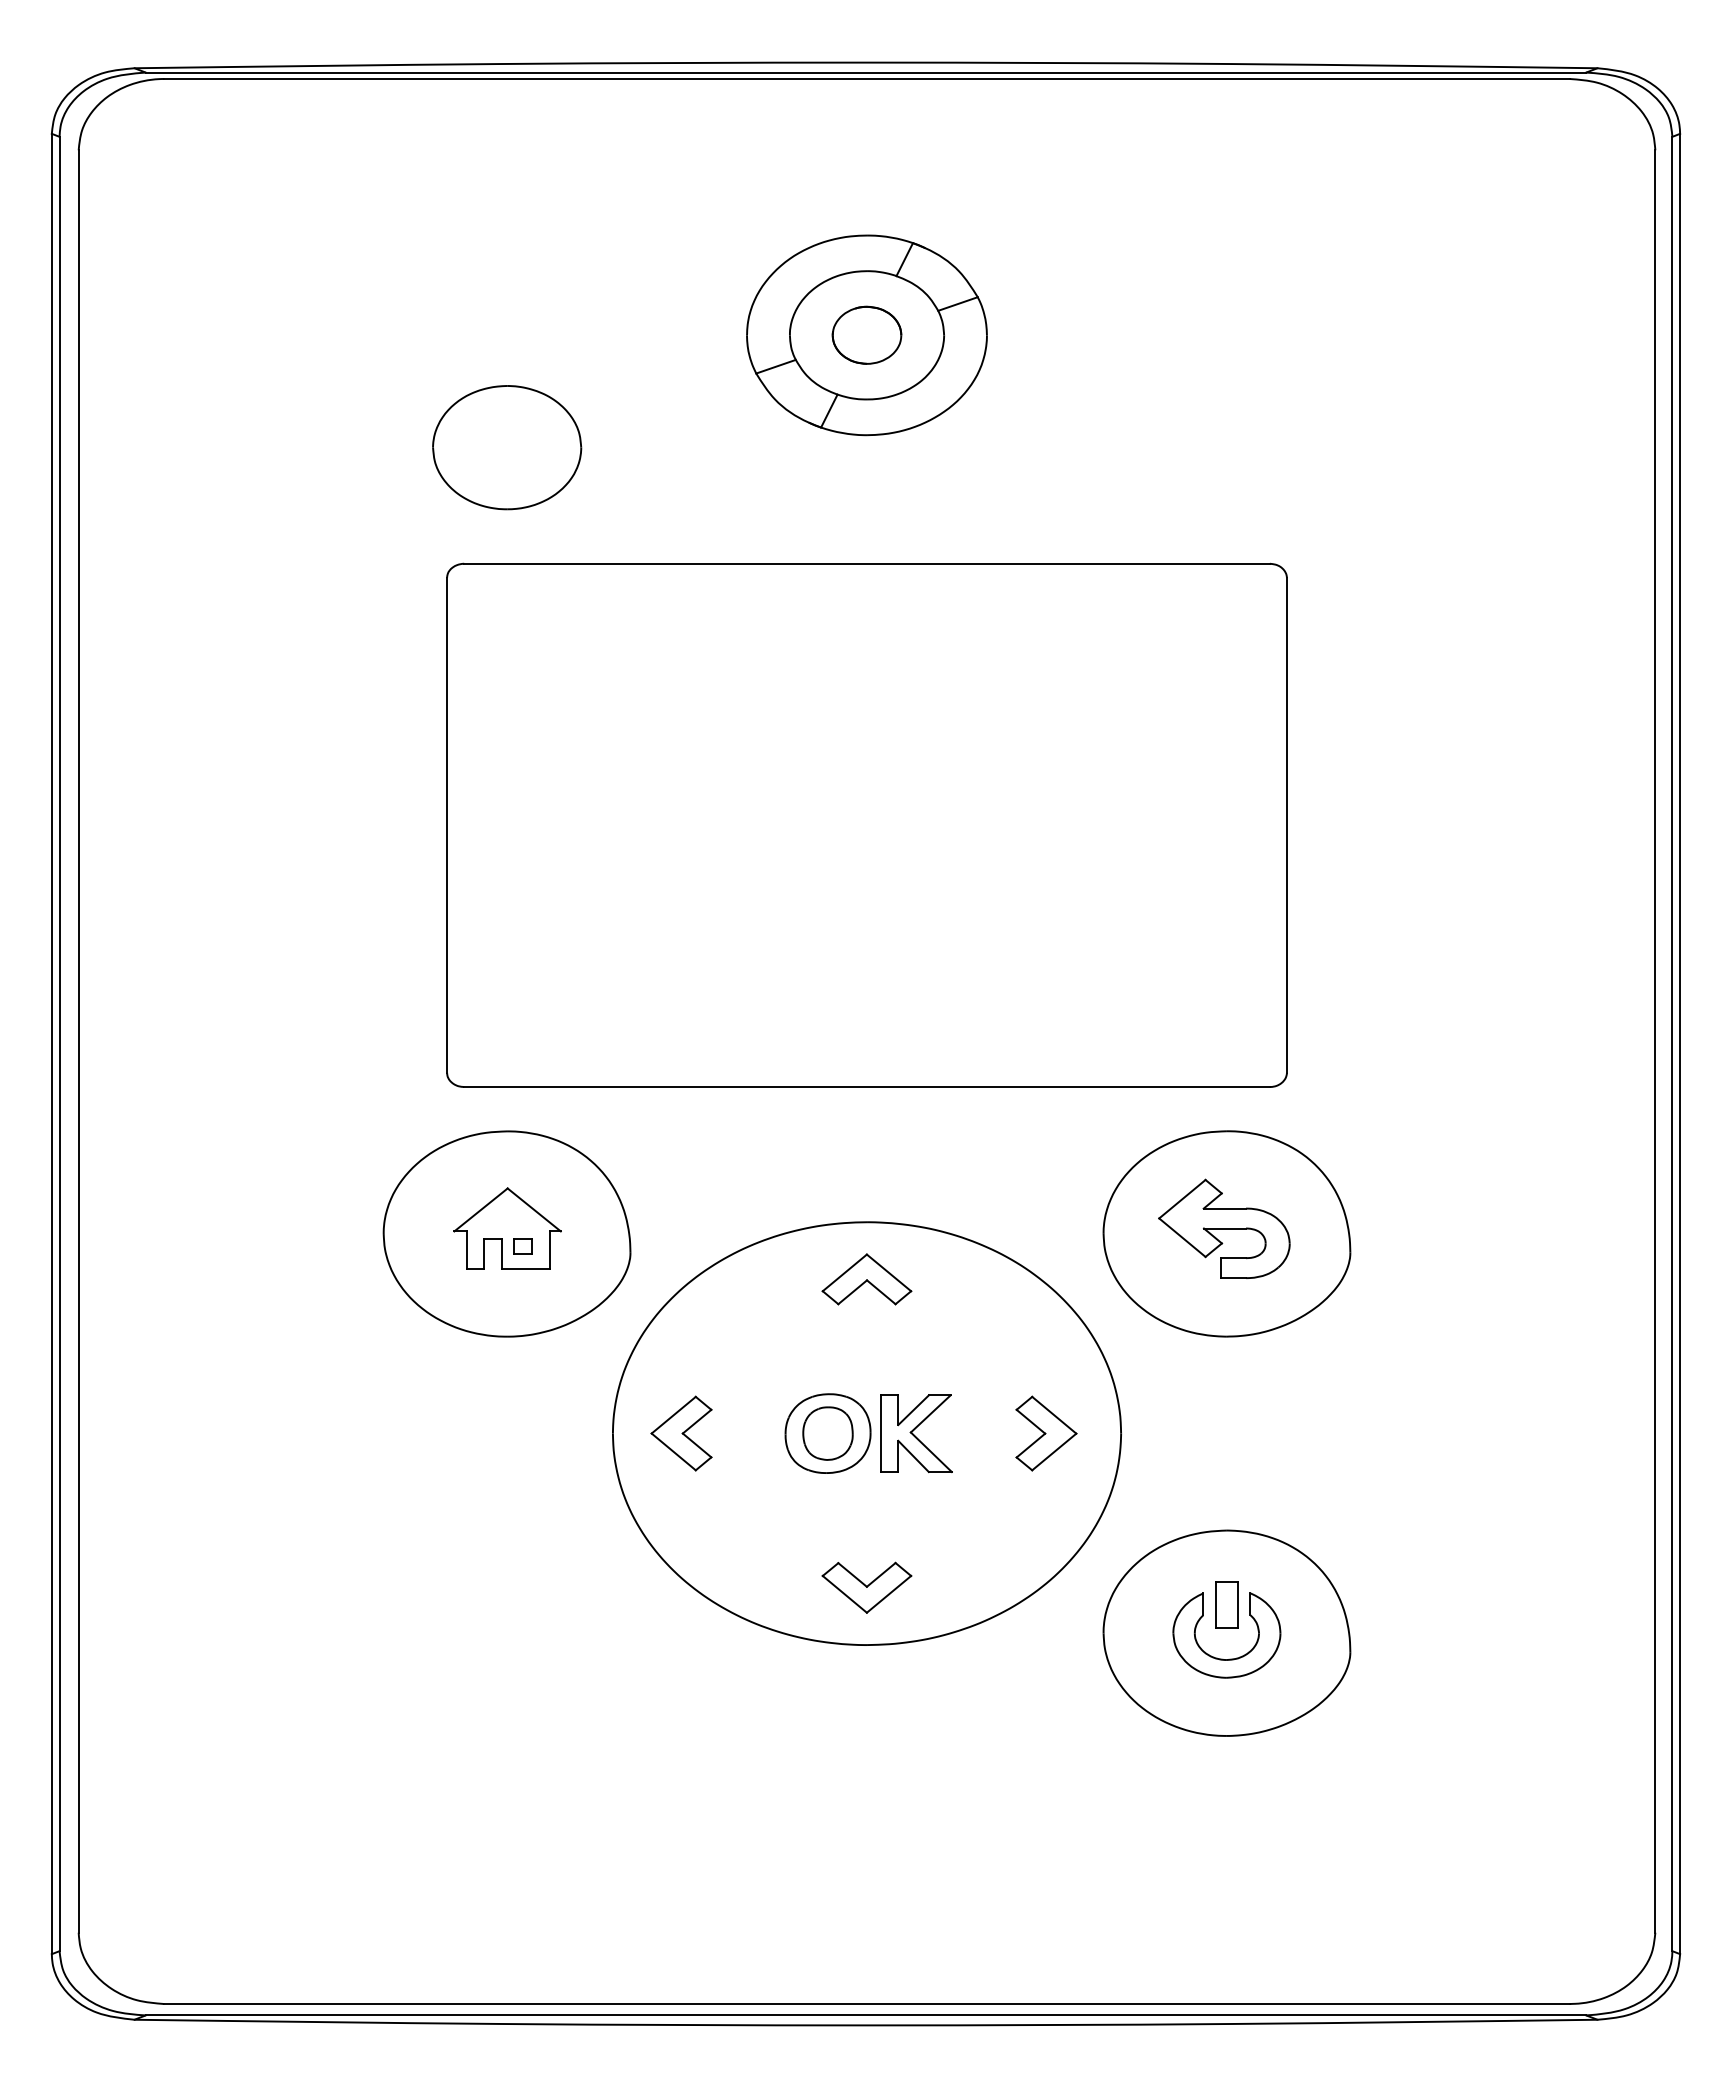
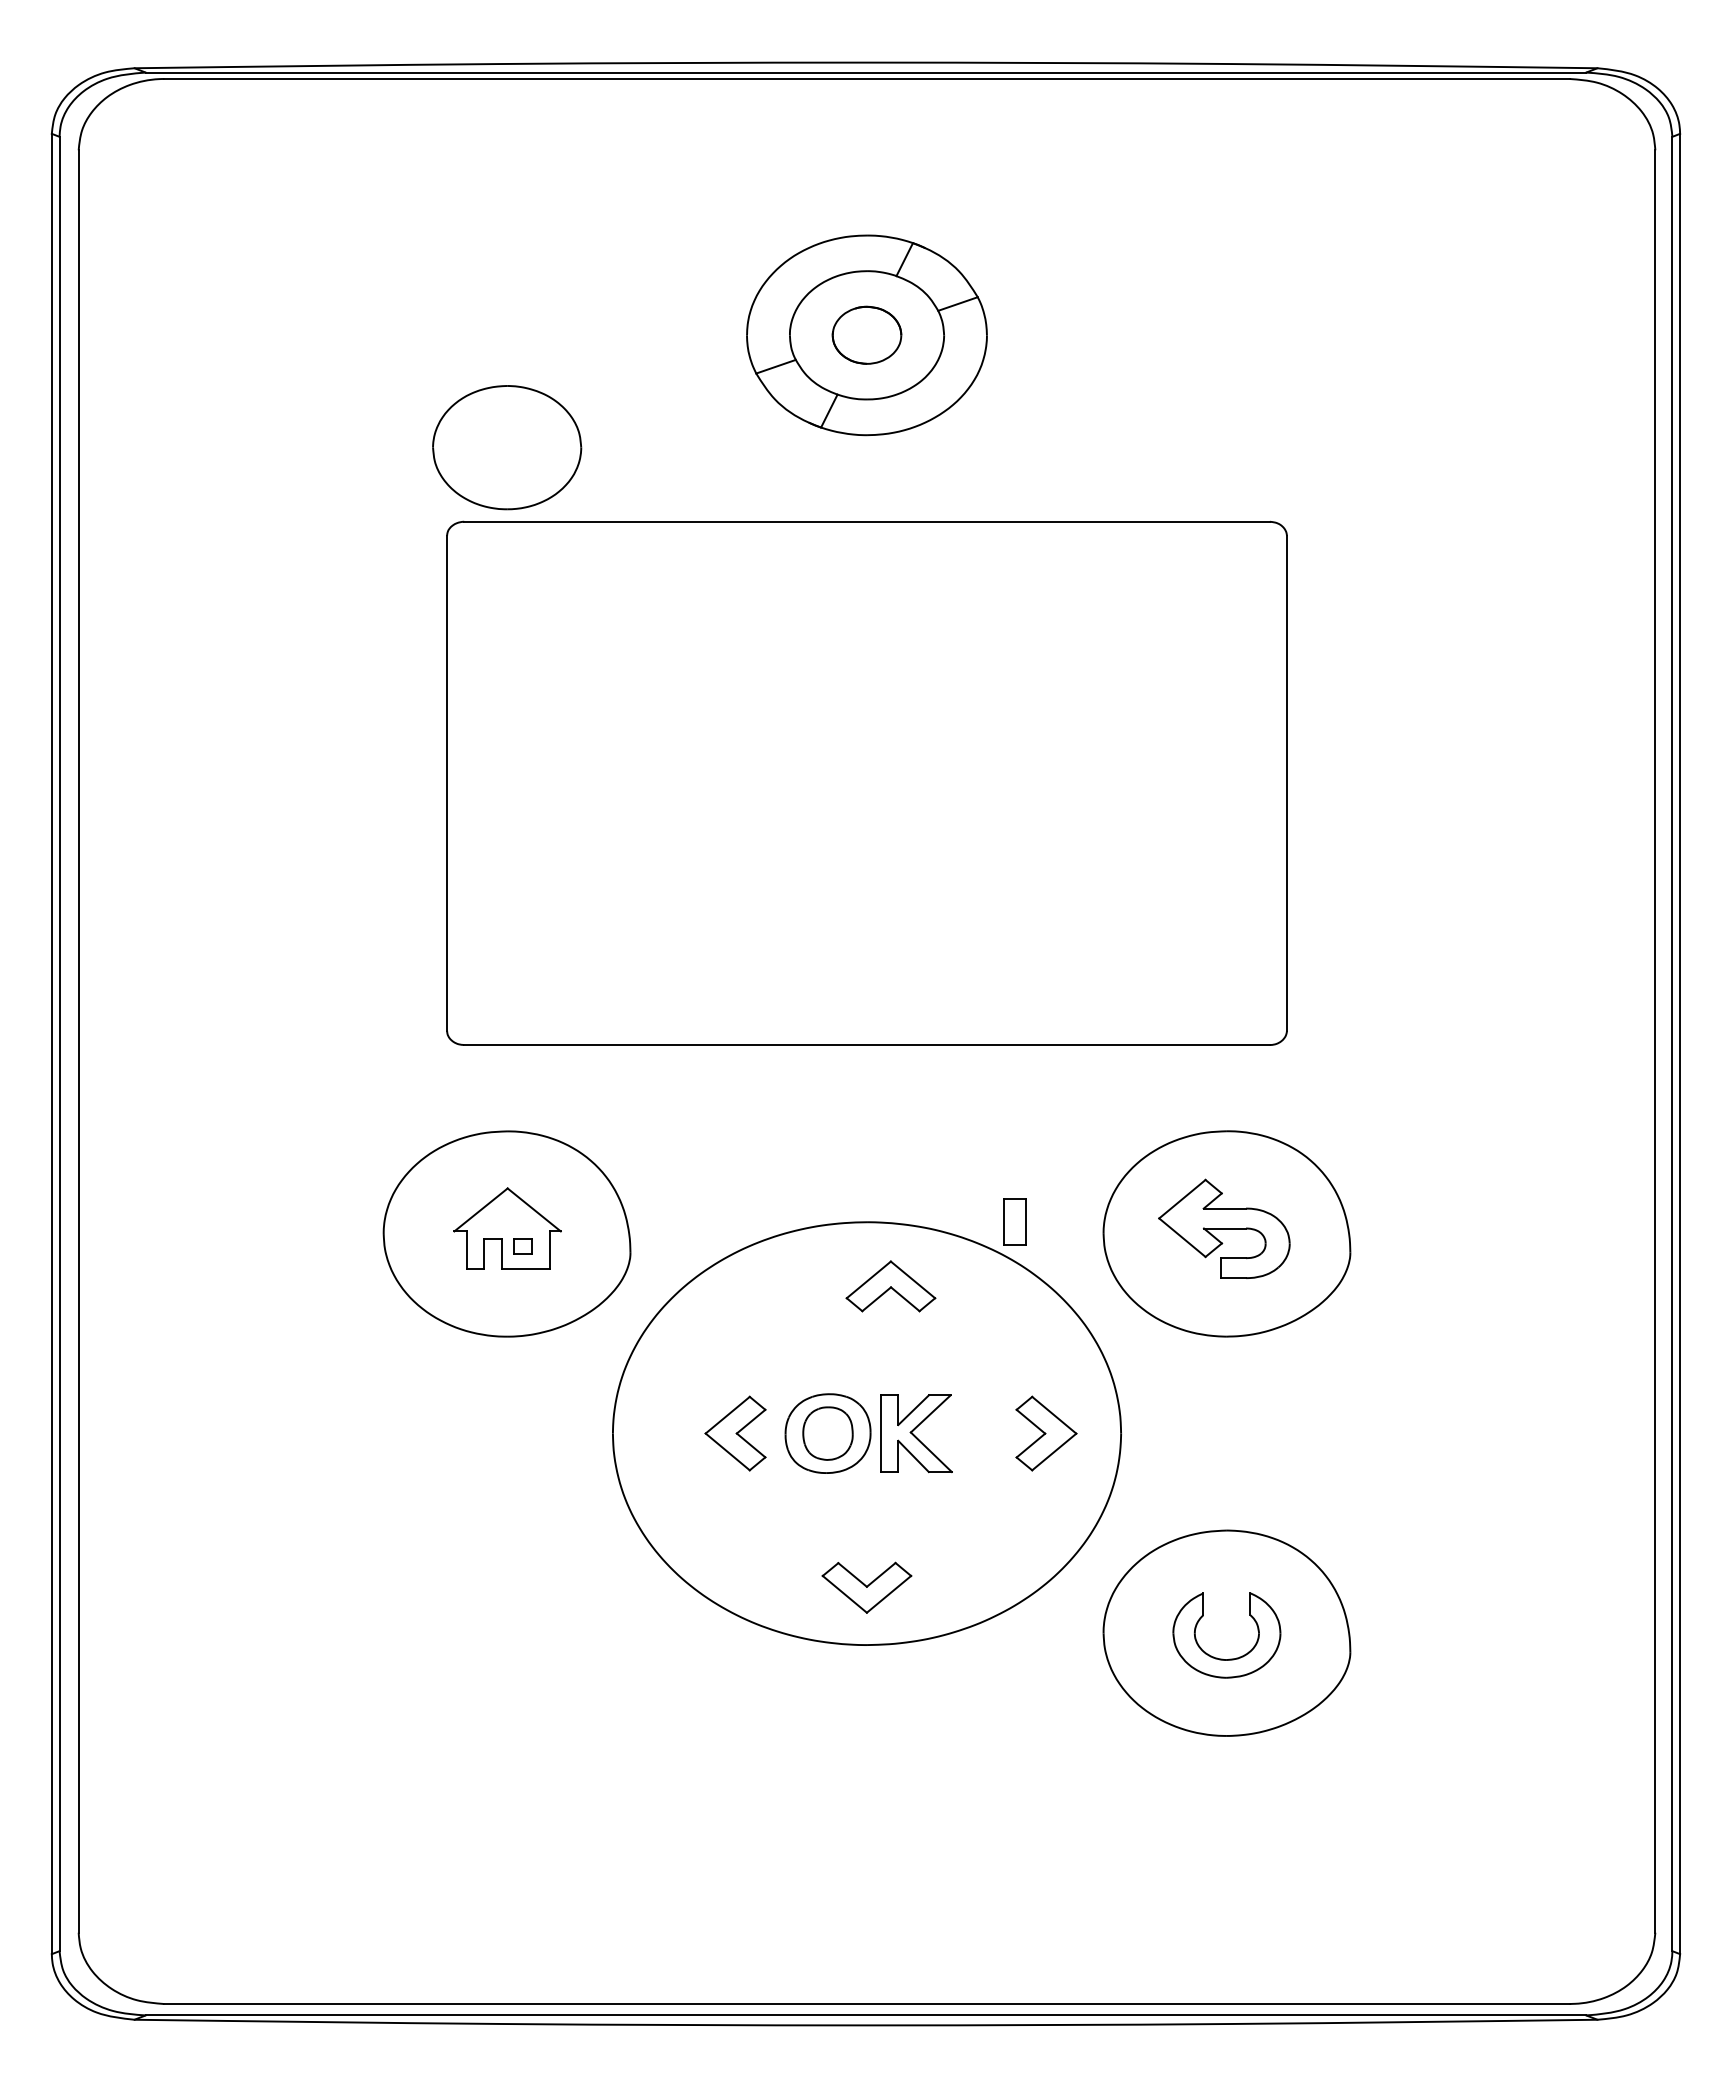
part position: (866, 824) -> (866, 782) (866, 782)
part position: (866, 1279) -> (890, 1286) (890, 1286)
part position: (681, 1433) -> (735, 1433) (735, 1433)
part position: (1226, 1604) -> (1014, 1221) (1014, 1221)
